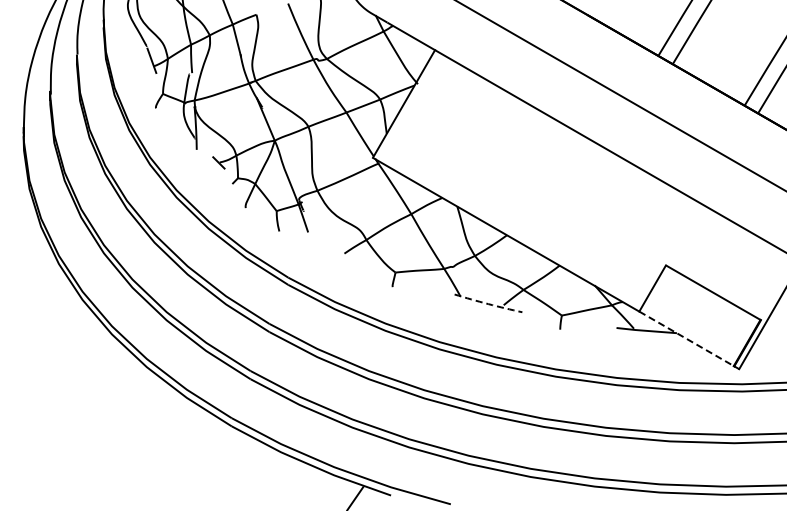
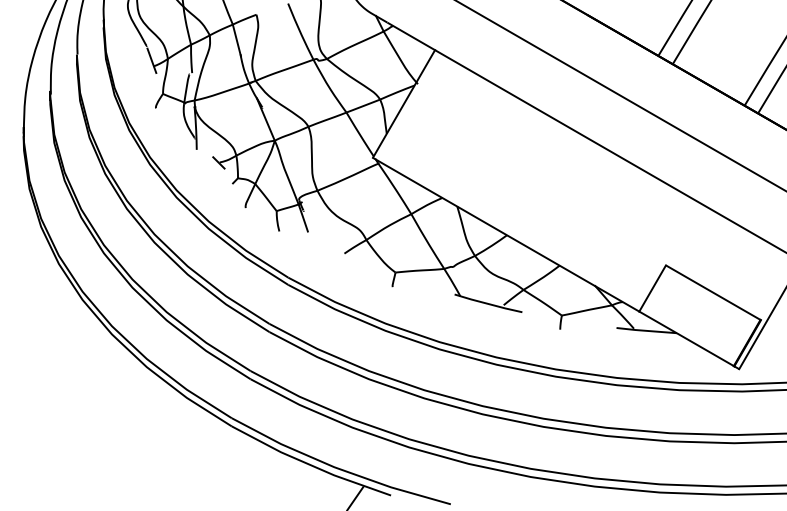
arc: dashed -> solid (488, 304)
line: dashed -> solid (686, 338)
